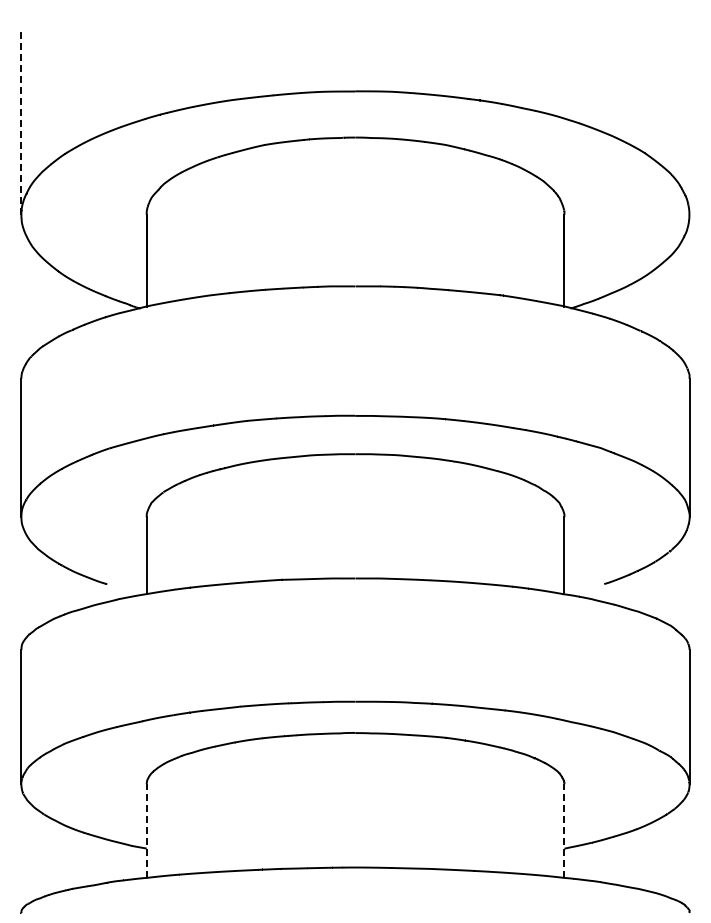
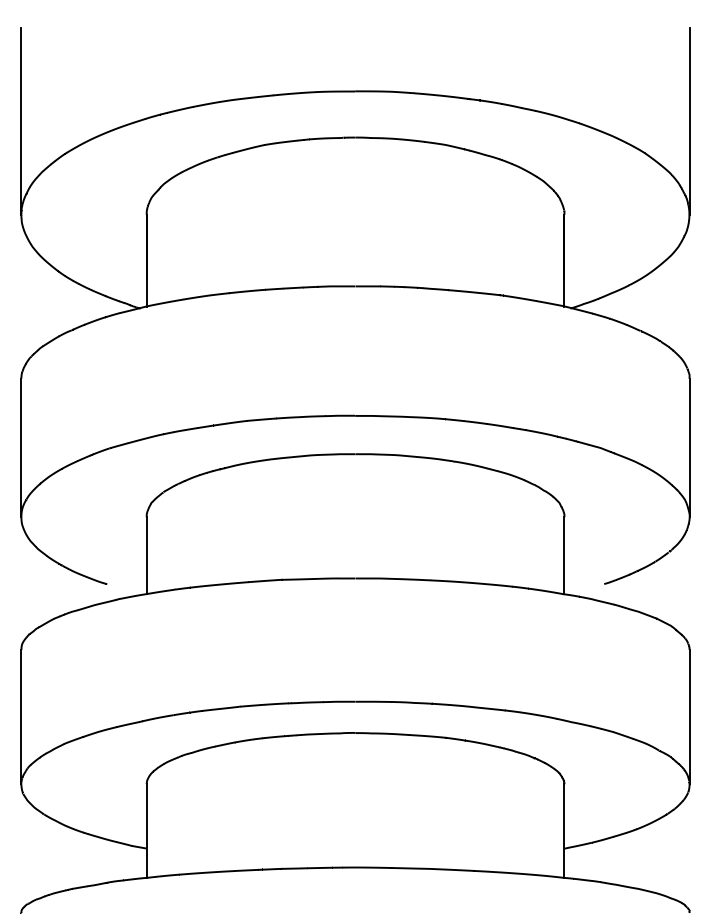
line: none -> present (689, 120)
line: dashed -> solid (21, 121)
line: dashed -> solid (146, 830)
line: dashed -> solid (564, 830)
